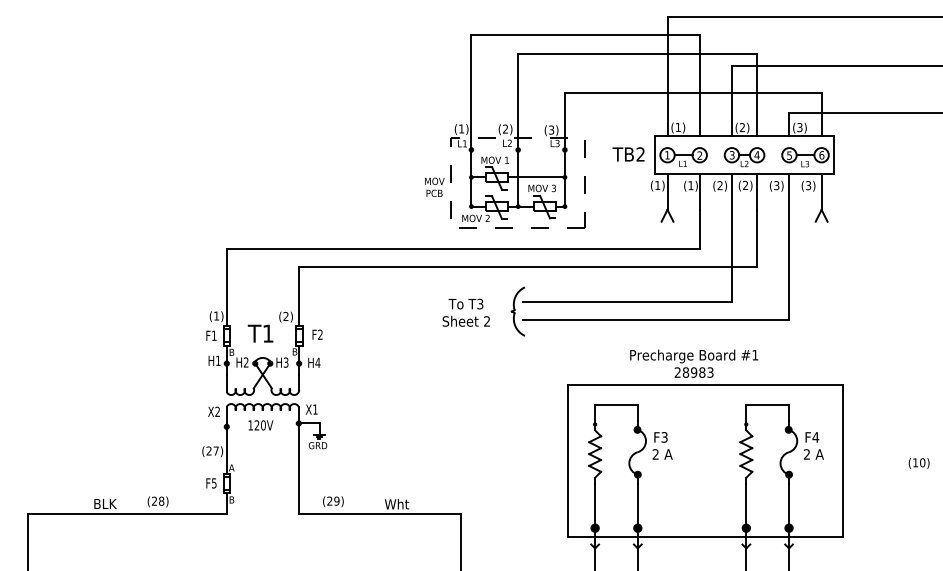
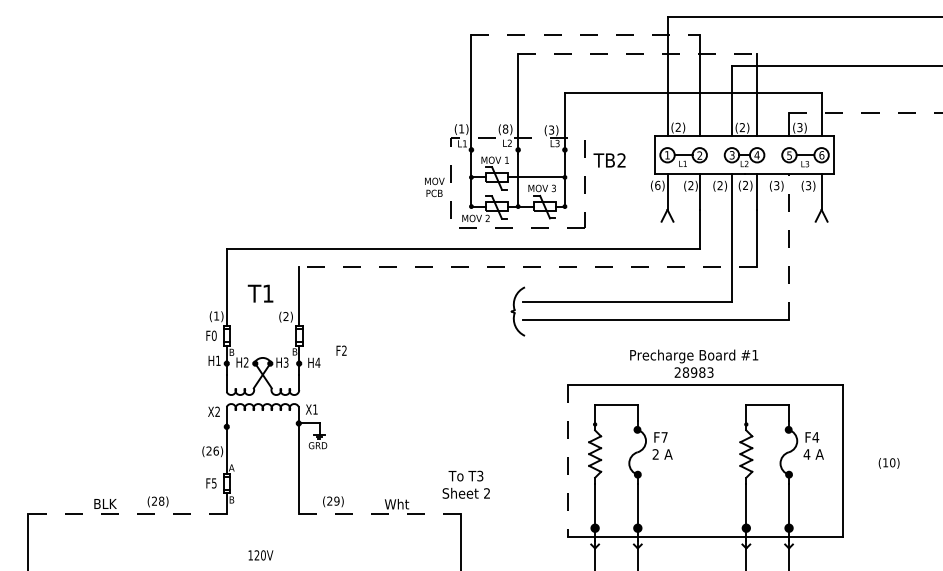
line: solid -> dashed (586, 34)
line: solid -> dashed (637, 53)
line: solid -> dashed (866, 113)
text: (1) -> (2) (677, 126)
text: (2) -> (8) (505, 128)
text position: (628, 154) -> (609, 160) (609, 160)
text: (1) -> (6) (657, 184)
text: (1) -> (2) (690, 185)
line: solid -> dashed (789, 247)
line: solid -> dashed (528, 266)
text position: (465, 312) -> (465, 484) (465, 484)
text position: (260, 333) -> (260, 293) (260, 293)
text position: (317, 334) -> (341, 350) (341, 350)
text: F1 -> F0 (213, 335)
text position: (260, 425) -> (260, 555) (260, 555)
text: F3 -> F7 (664, 437)
text: (27) -> (26) (215, 450)
text: 2 -> 4 (806, 454)
line: solid -> dashed (568, 461)
text position: (918, 463) -> (888, 463) (888, 463)
line: solid -> dashed (127, 513)
line: solid -> dashed (379, 513)
